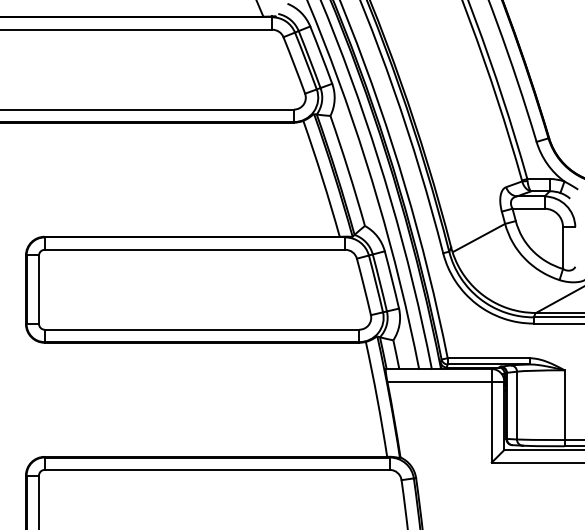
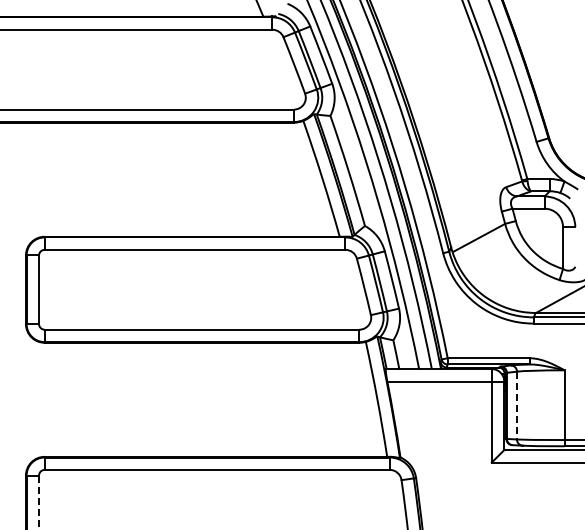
line: solid -> dashed (517, 405)
line: solid -> dashed (39, 502)
